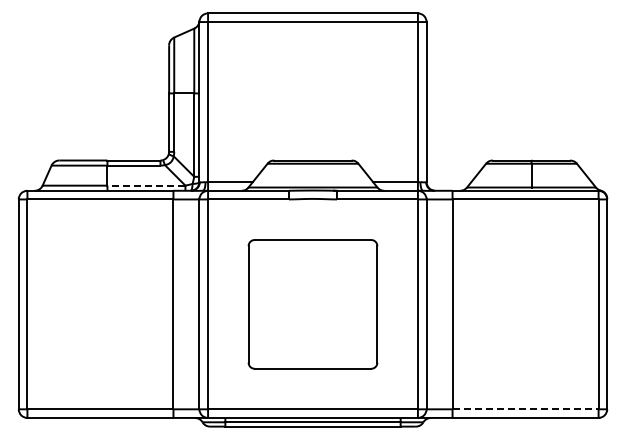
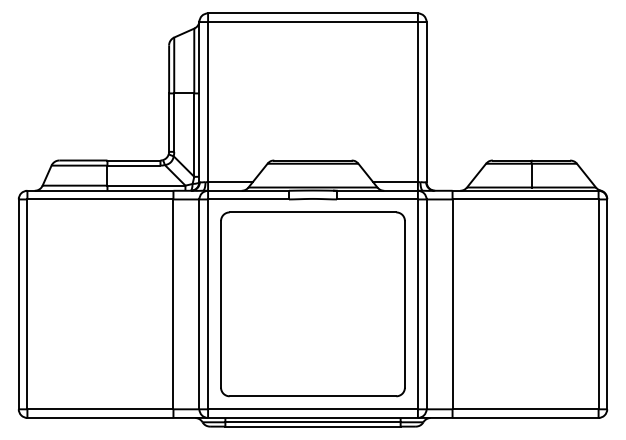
line: dashed -> solid (146, 185)
part size: 132x131 px -> 186x187 px (312, 304)
line: dashed -> solid (526, 409)
